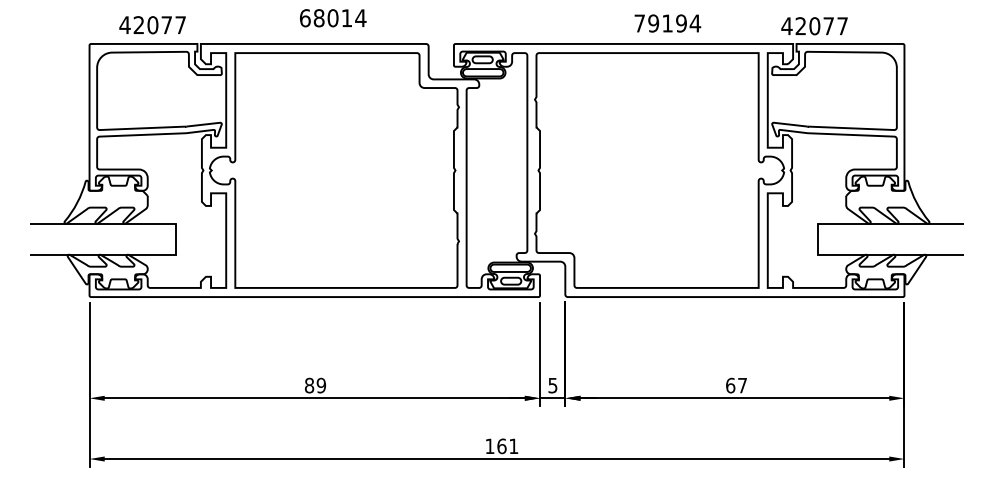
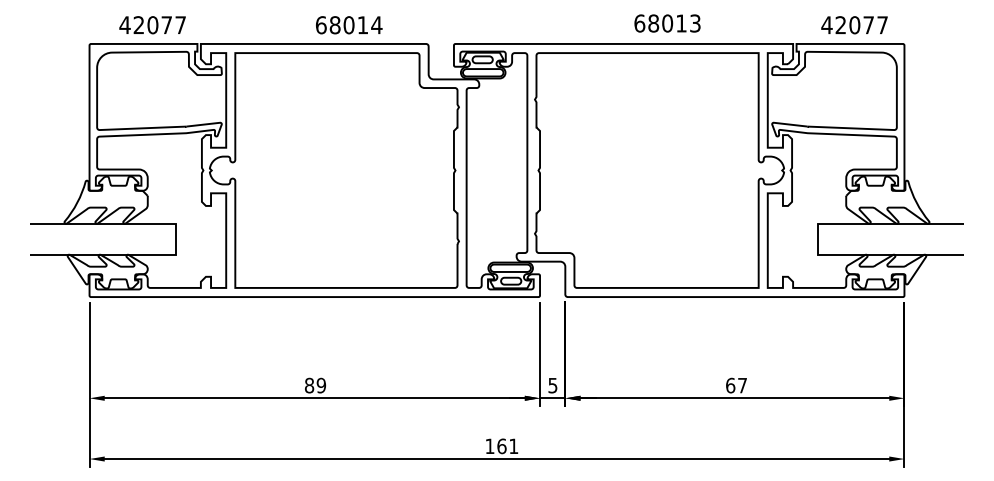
text position: (333, 18) -> (349, 25) (349, 25)
text: 79194 -> 68013 (667, 23)
text position: (814, 26) -> (854, 25) (854, 25)
